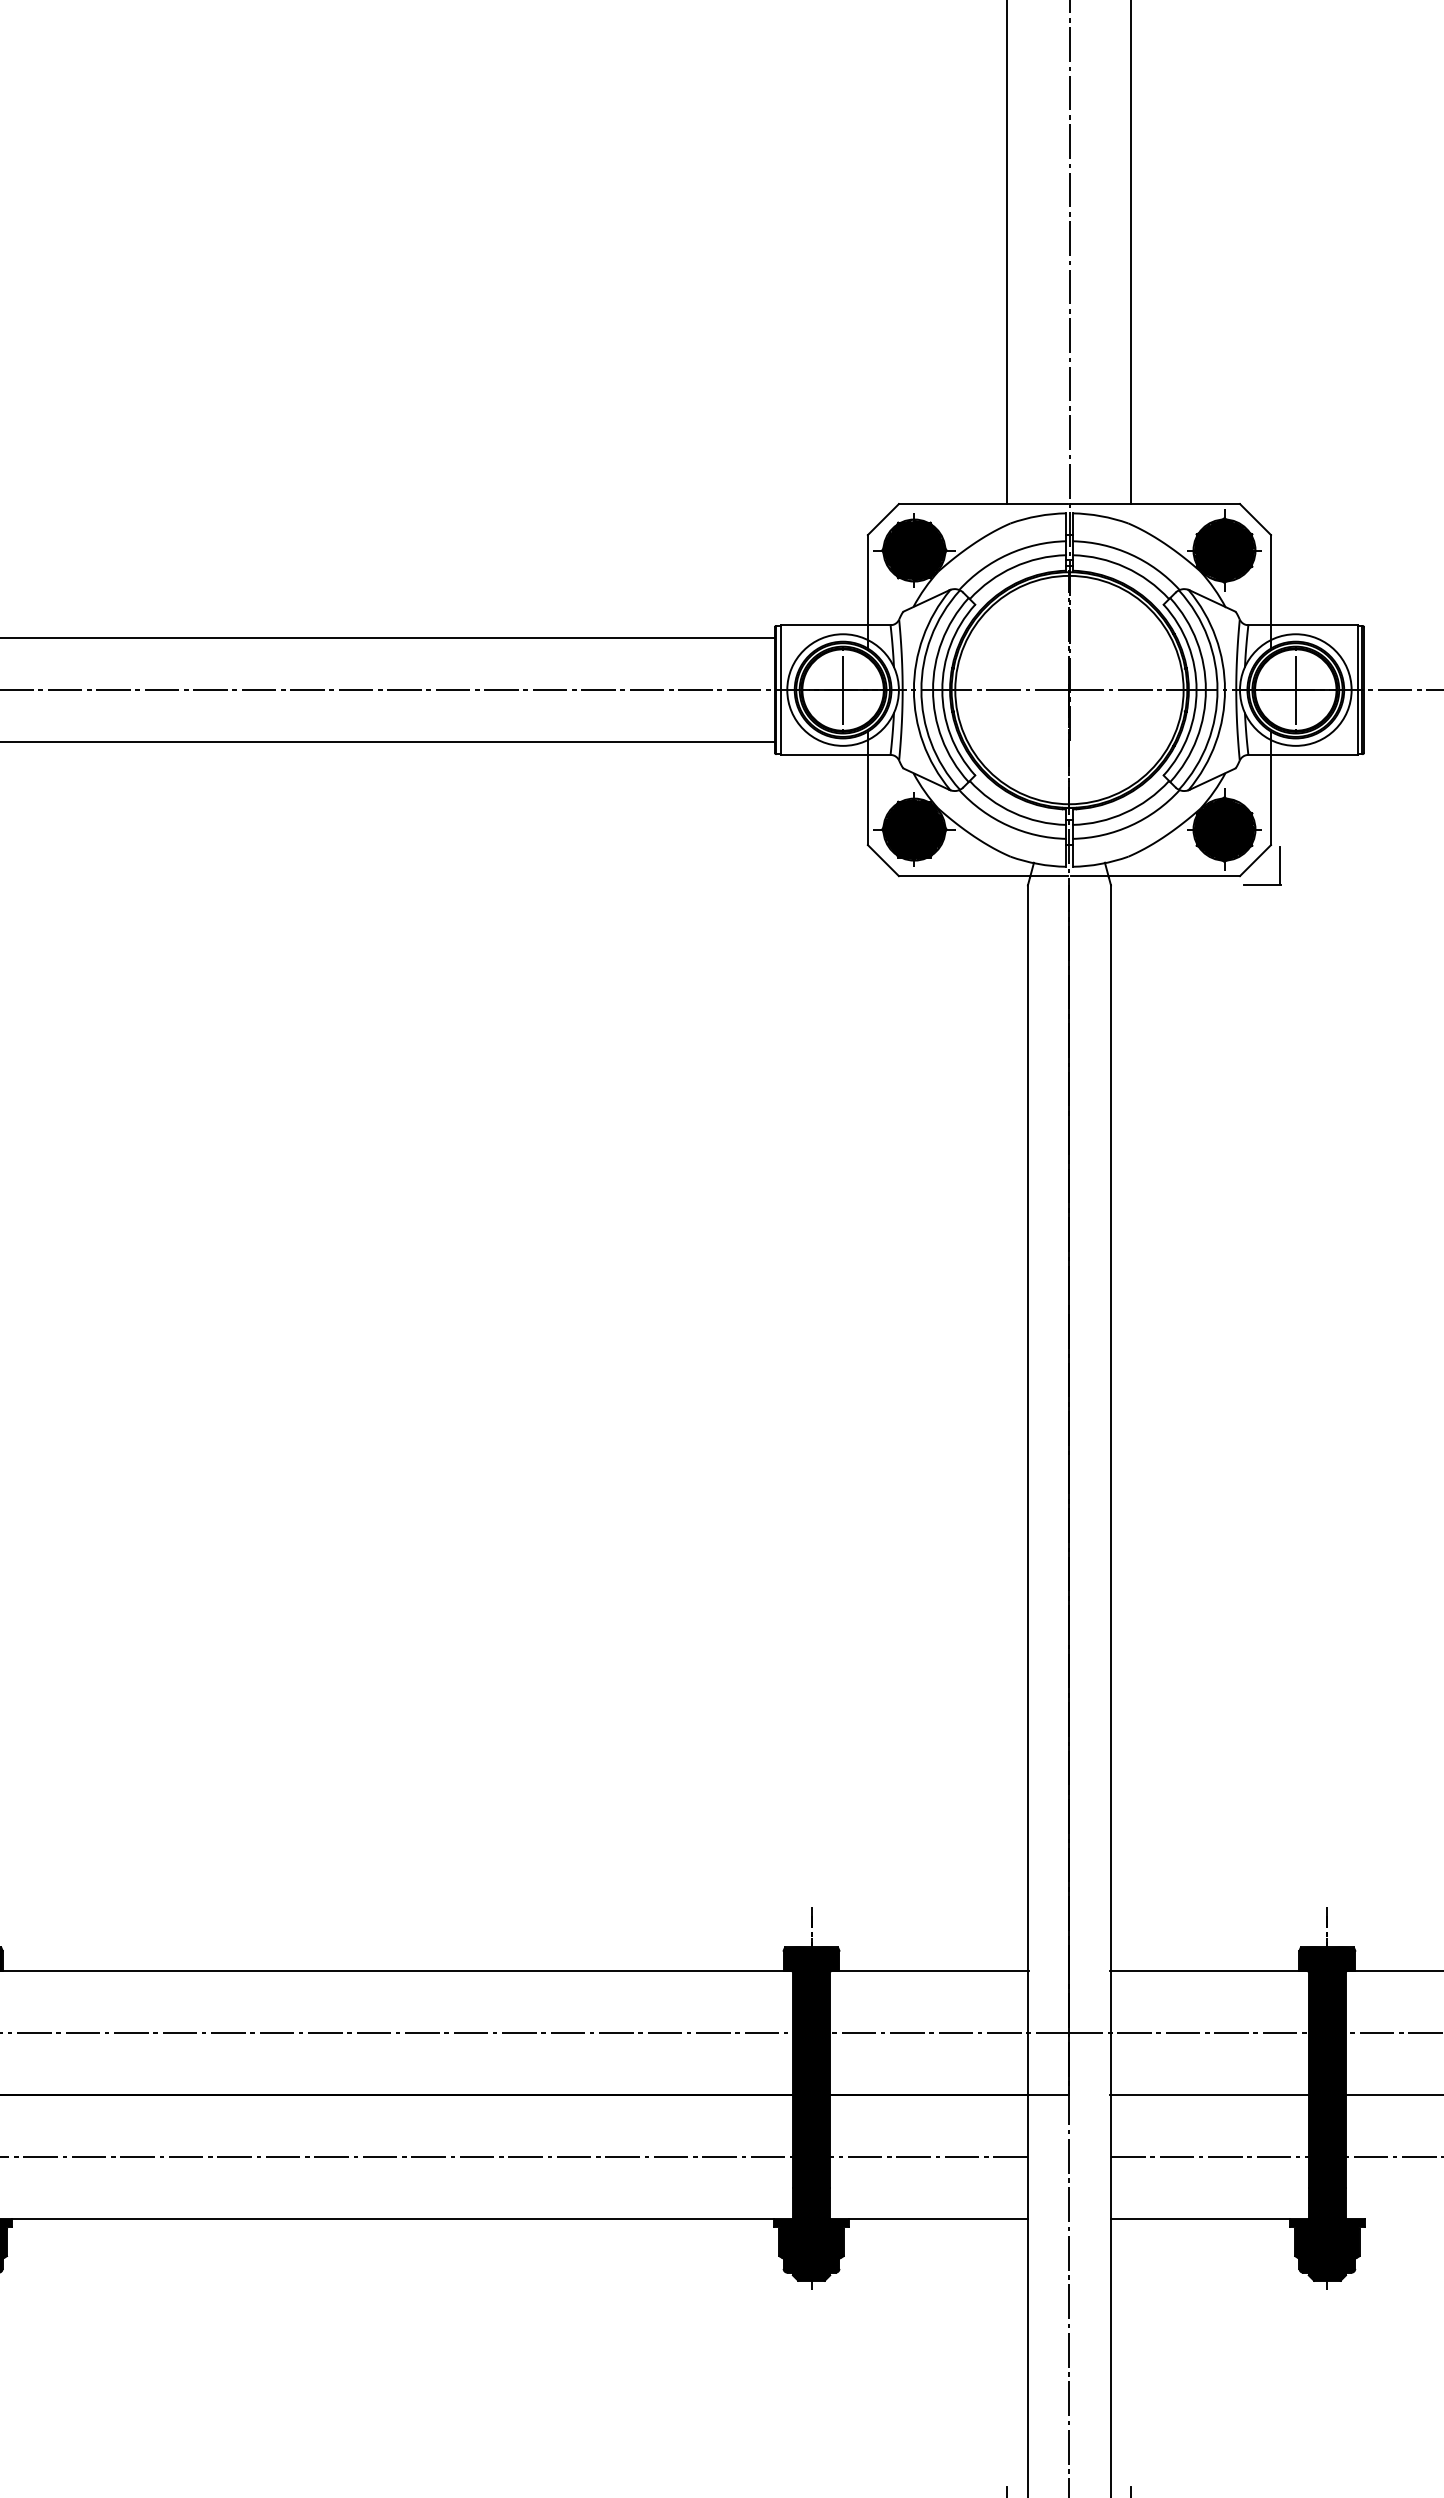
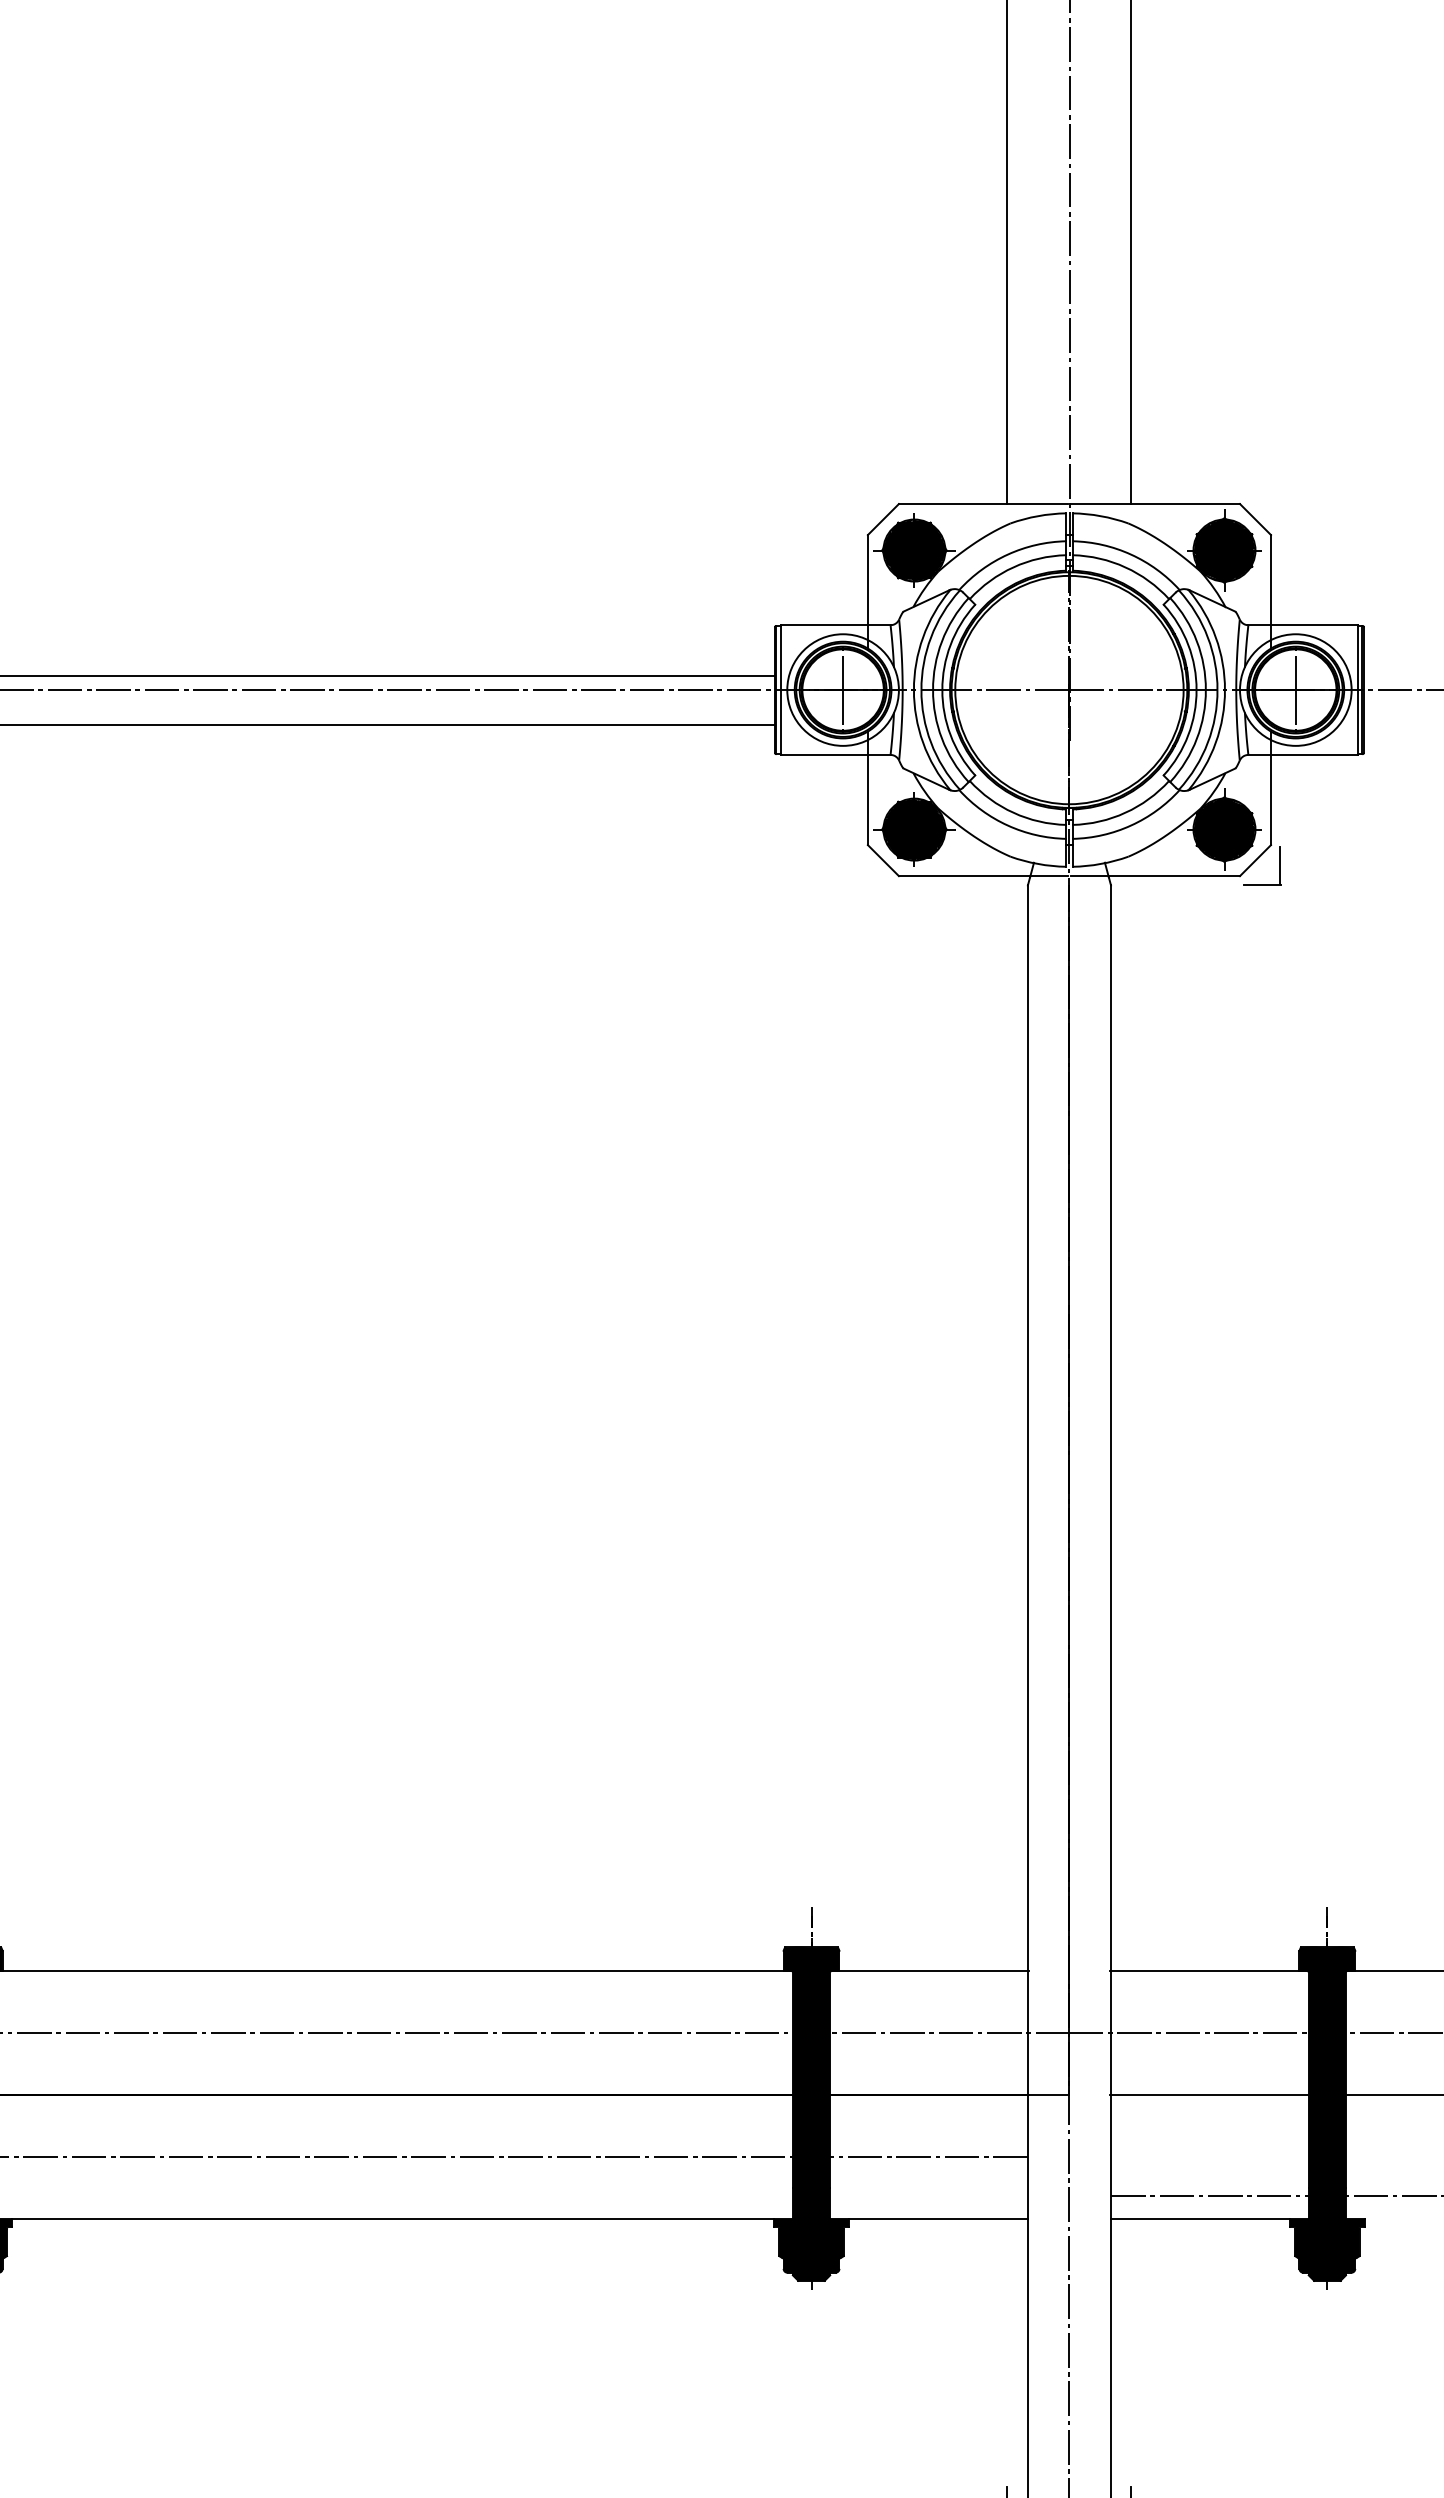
line position: (388, 638) -> (388, 676) (388, 676)
line position: (388, 742) -> (388, 725) (388, 725)
line position: (1275, 2156) -> (1275, 2195) (1275, 2195)
